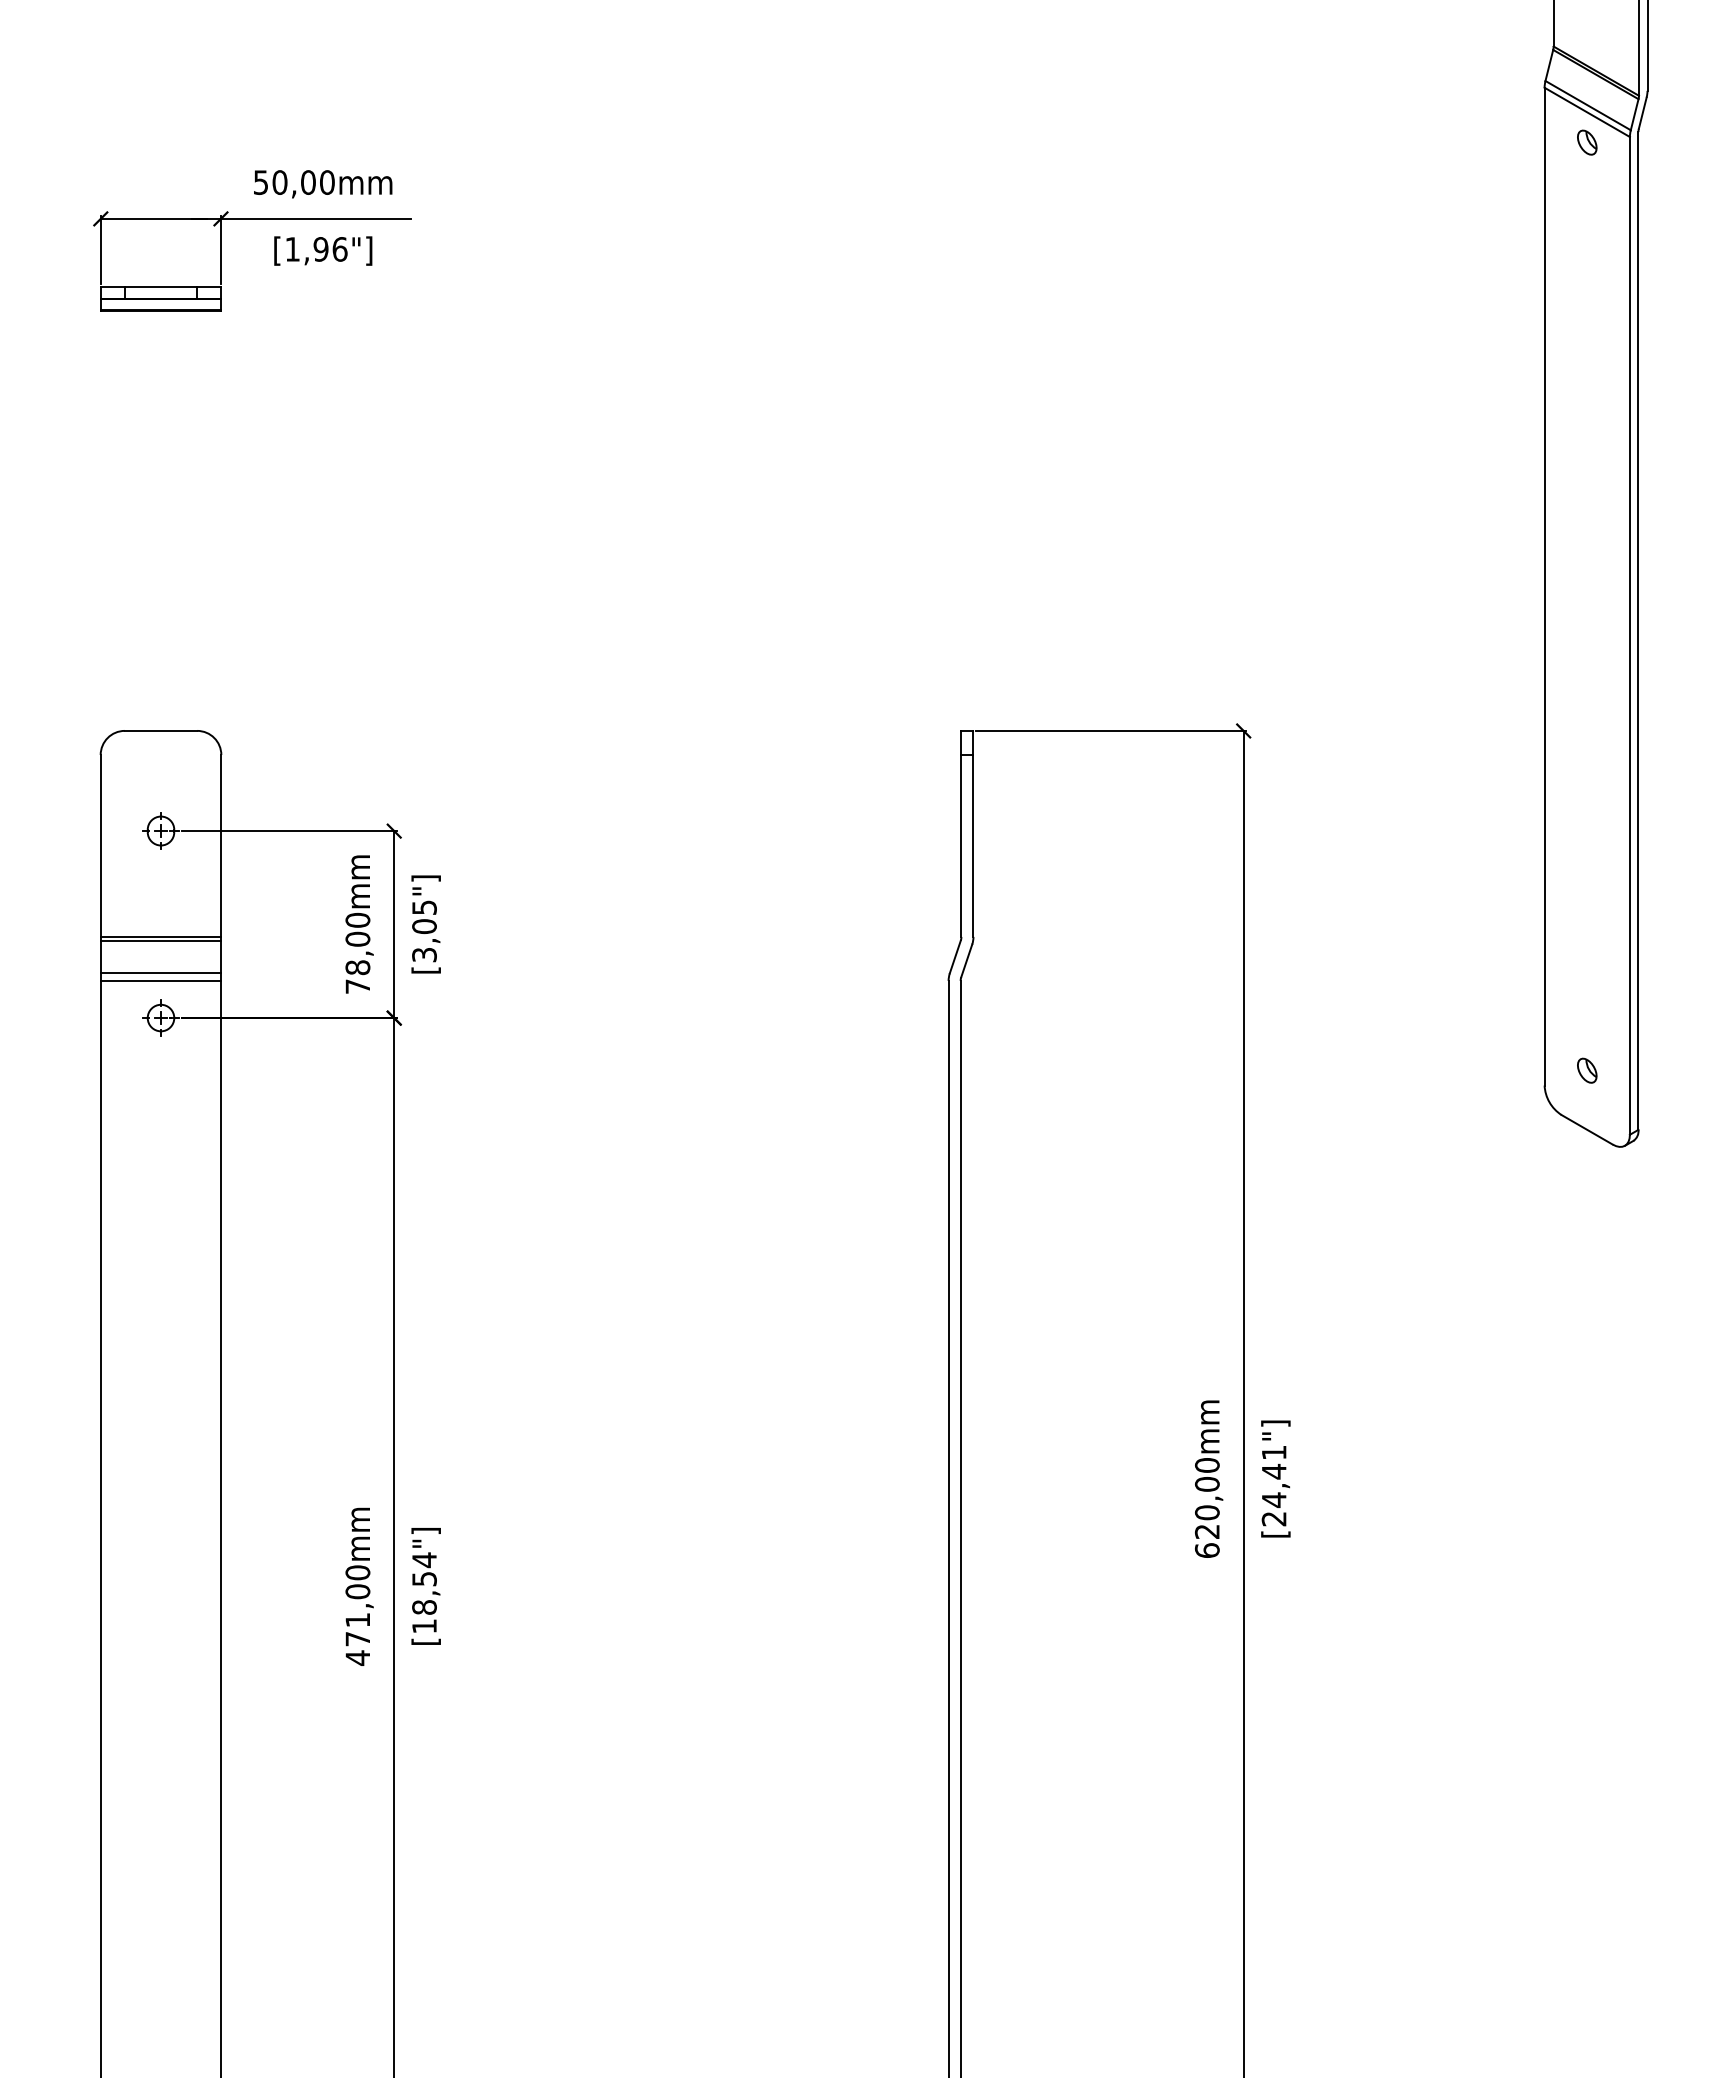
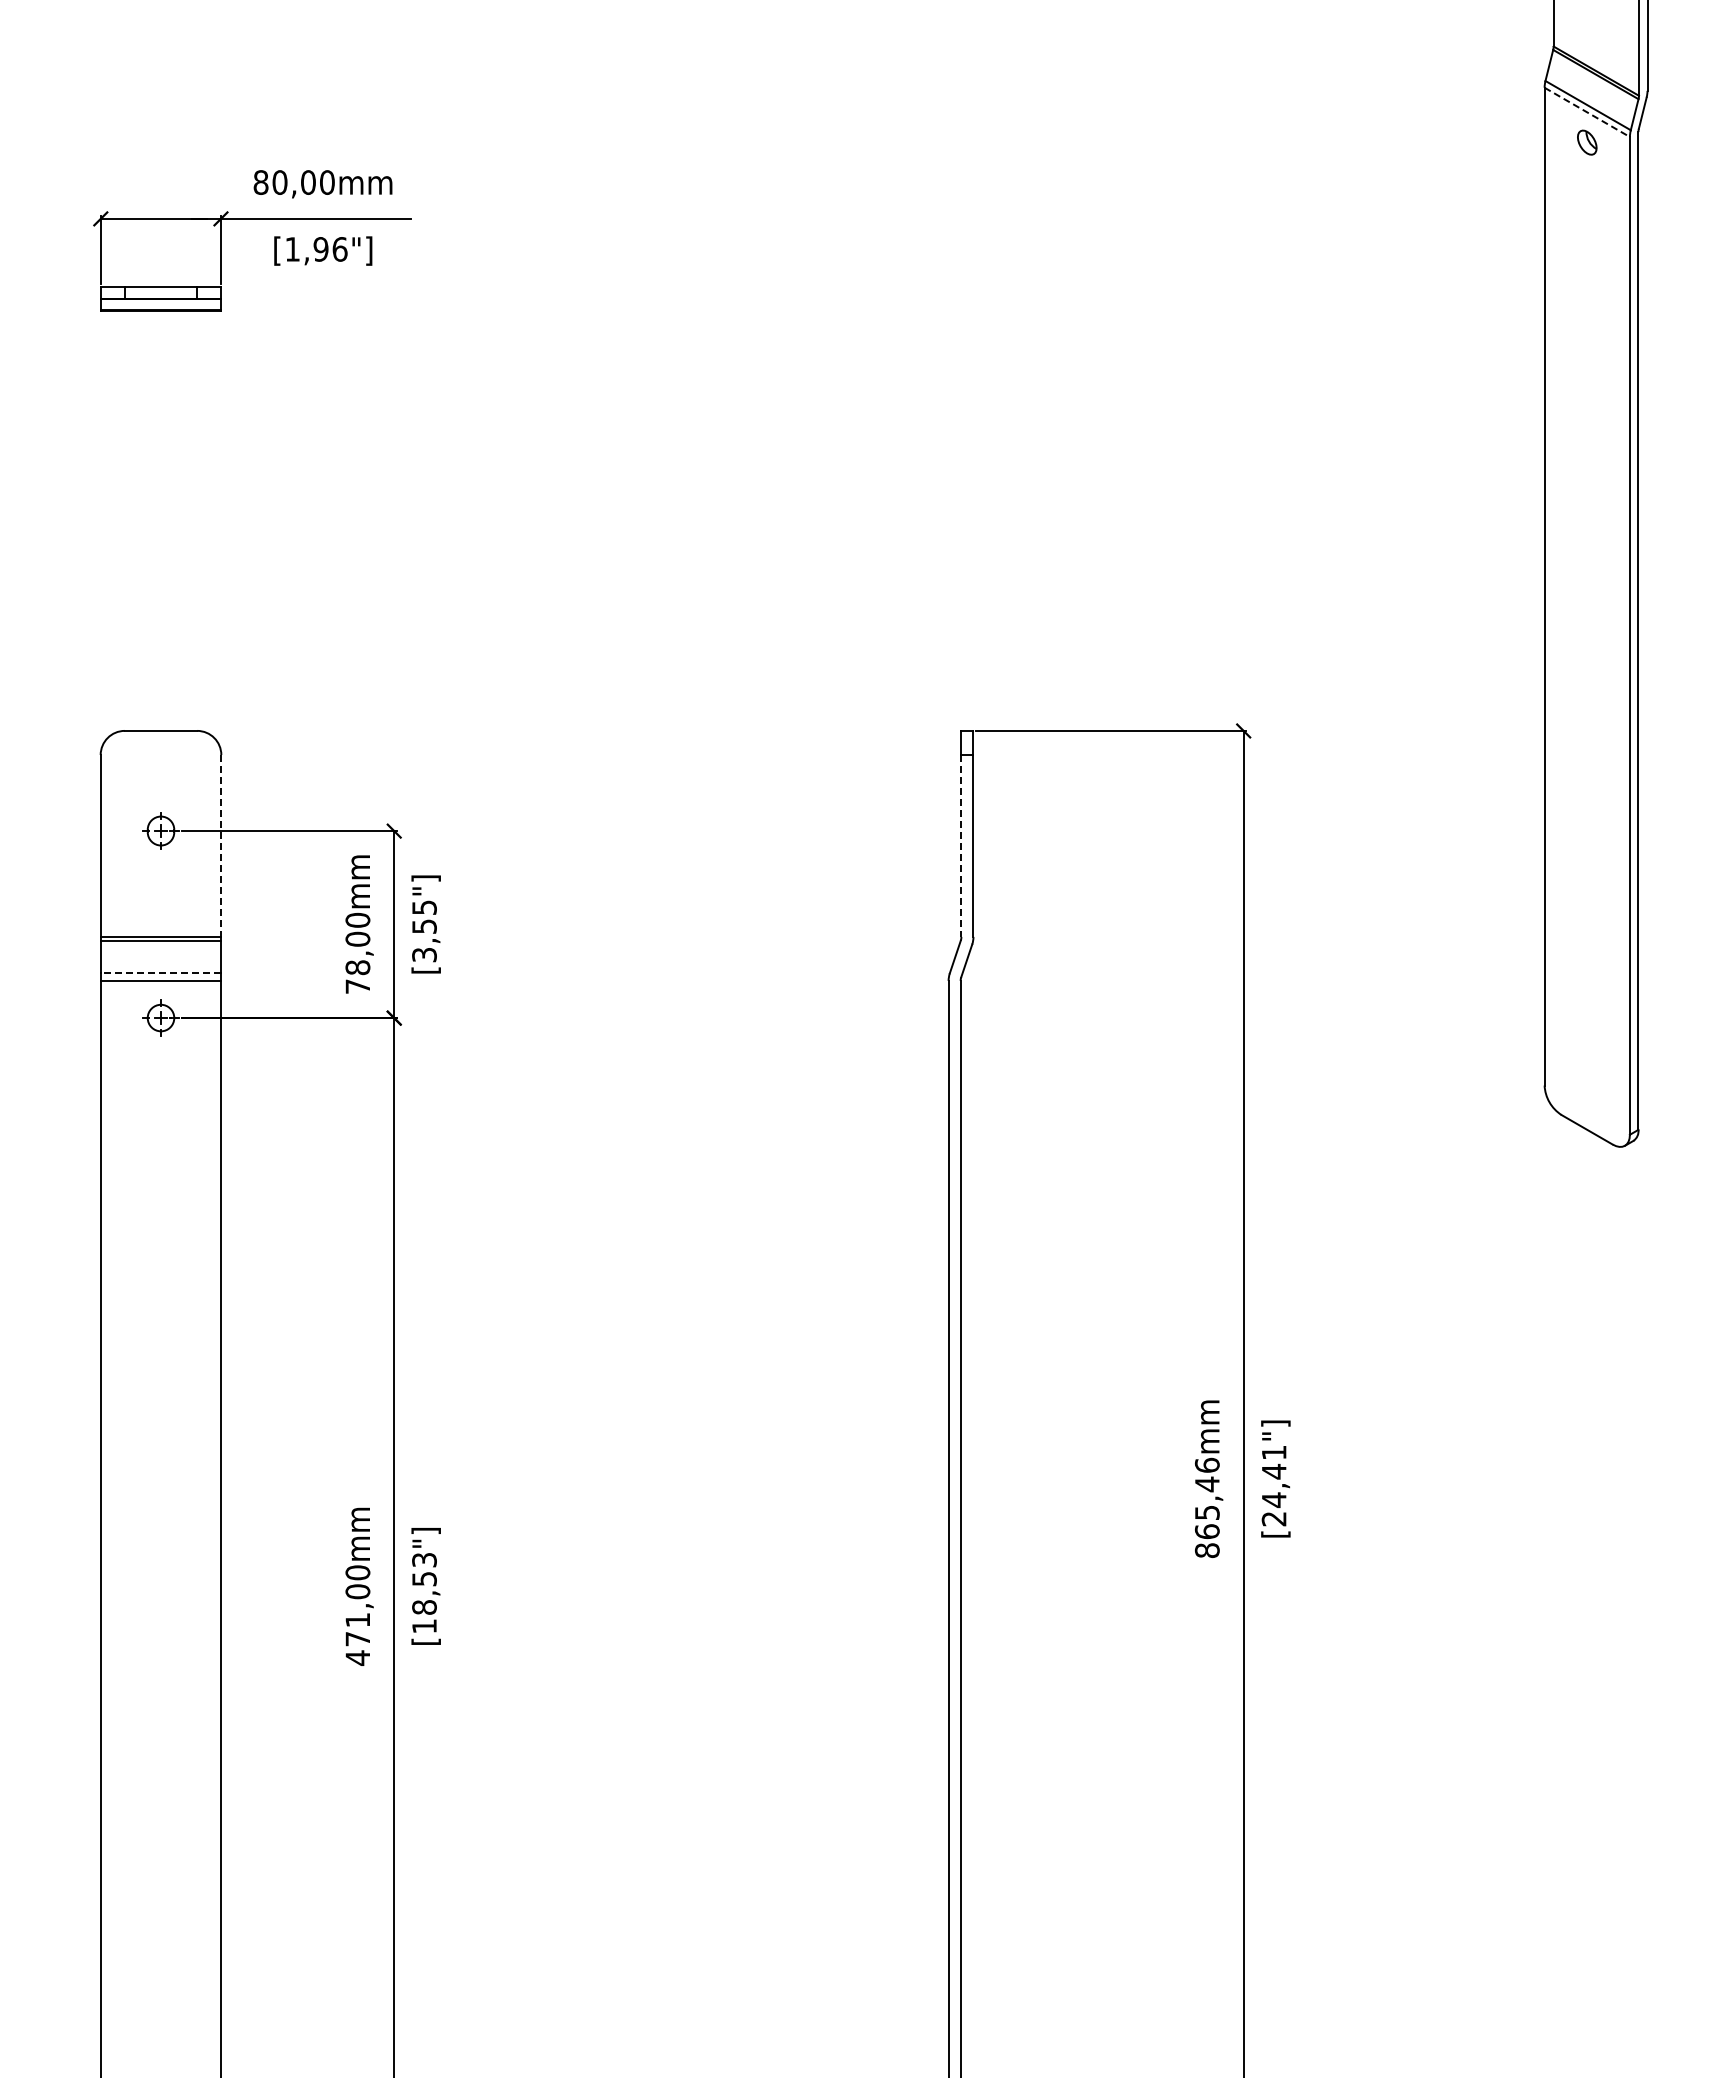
line: solid -> dashed (1587, 112)
text: 50,00mm -> 80,00mm (260, 182)
line: solid -> dashed (221, 845)
line: solid -> dashed (961, 845)
text: [3,05"] -> [3,55"] (424, 926)
line: solid -> dashed (160, 973)
part: present -> none (1587, 1070)
text: 620,00mm -> 865,46mm (1206, 1507)
text: [18,54"] -> [18,53"] (424, 1560)
